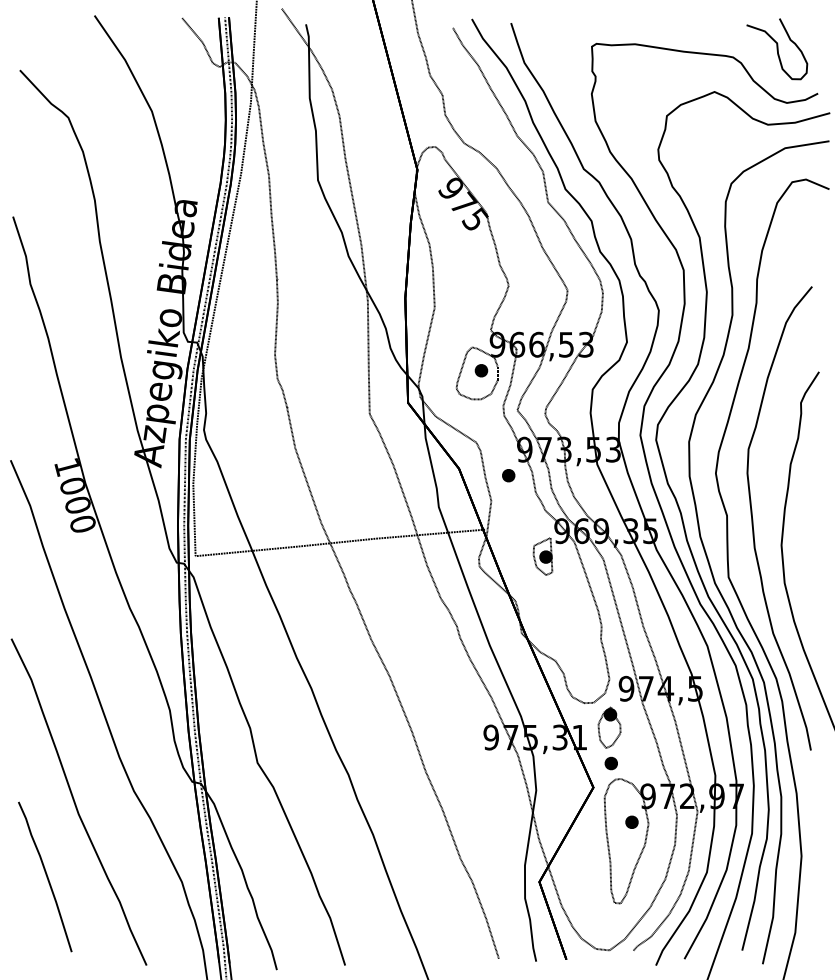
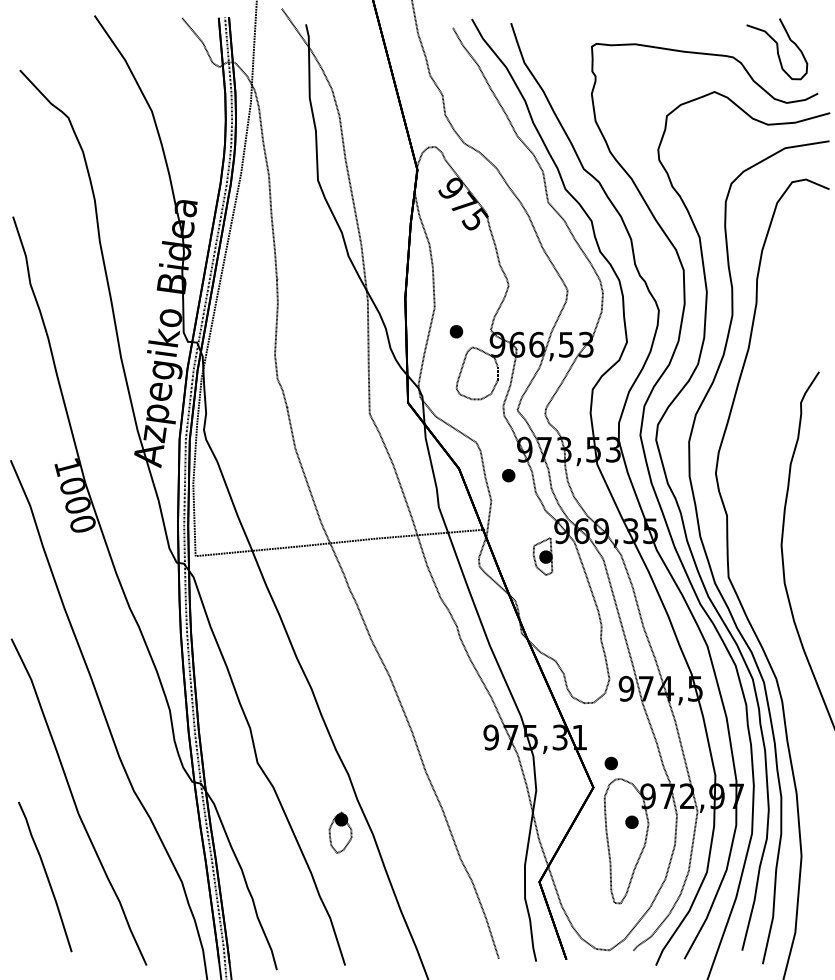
part position: (481, 370) -> (456, 331) (456, 331)
part: present -> none (753, 519)
part position: (609, 727) -> (340, 832) (340, 832)
